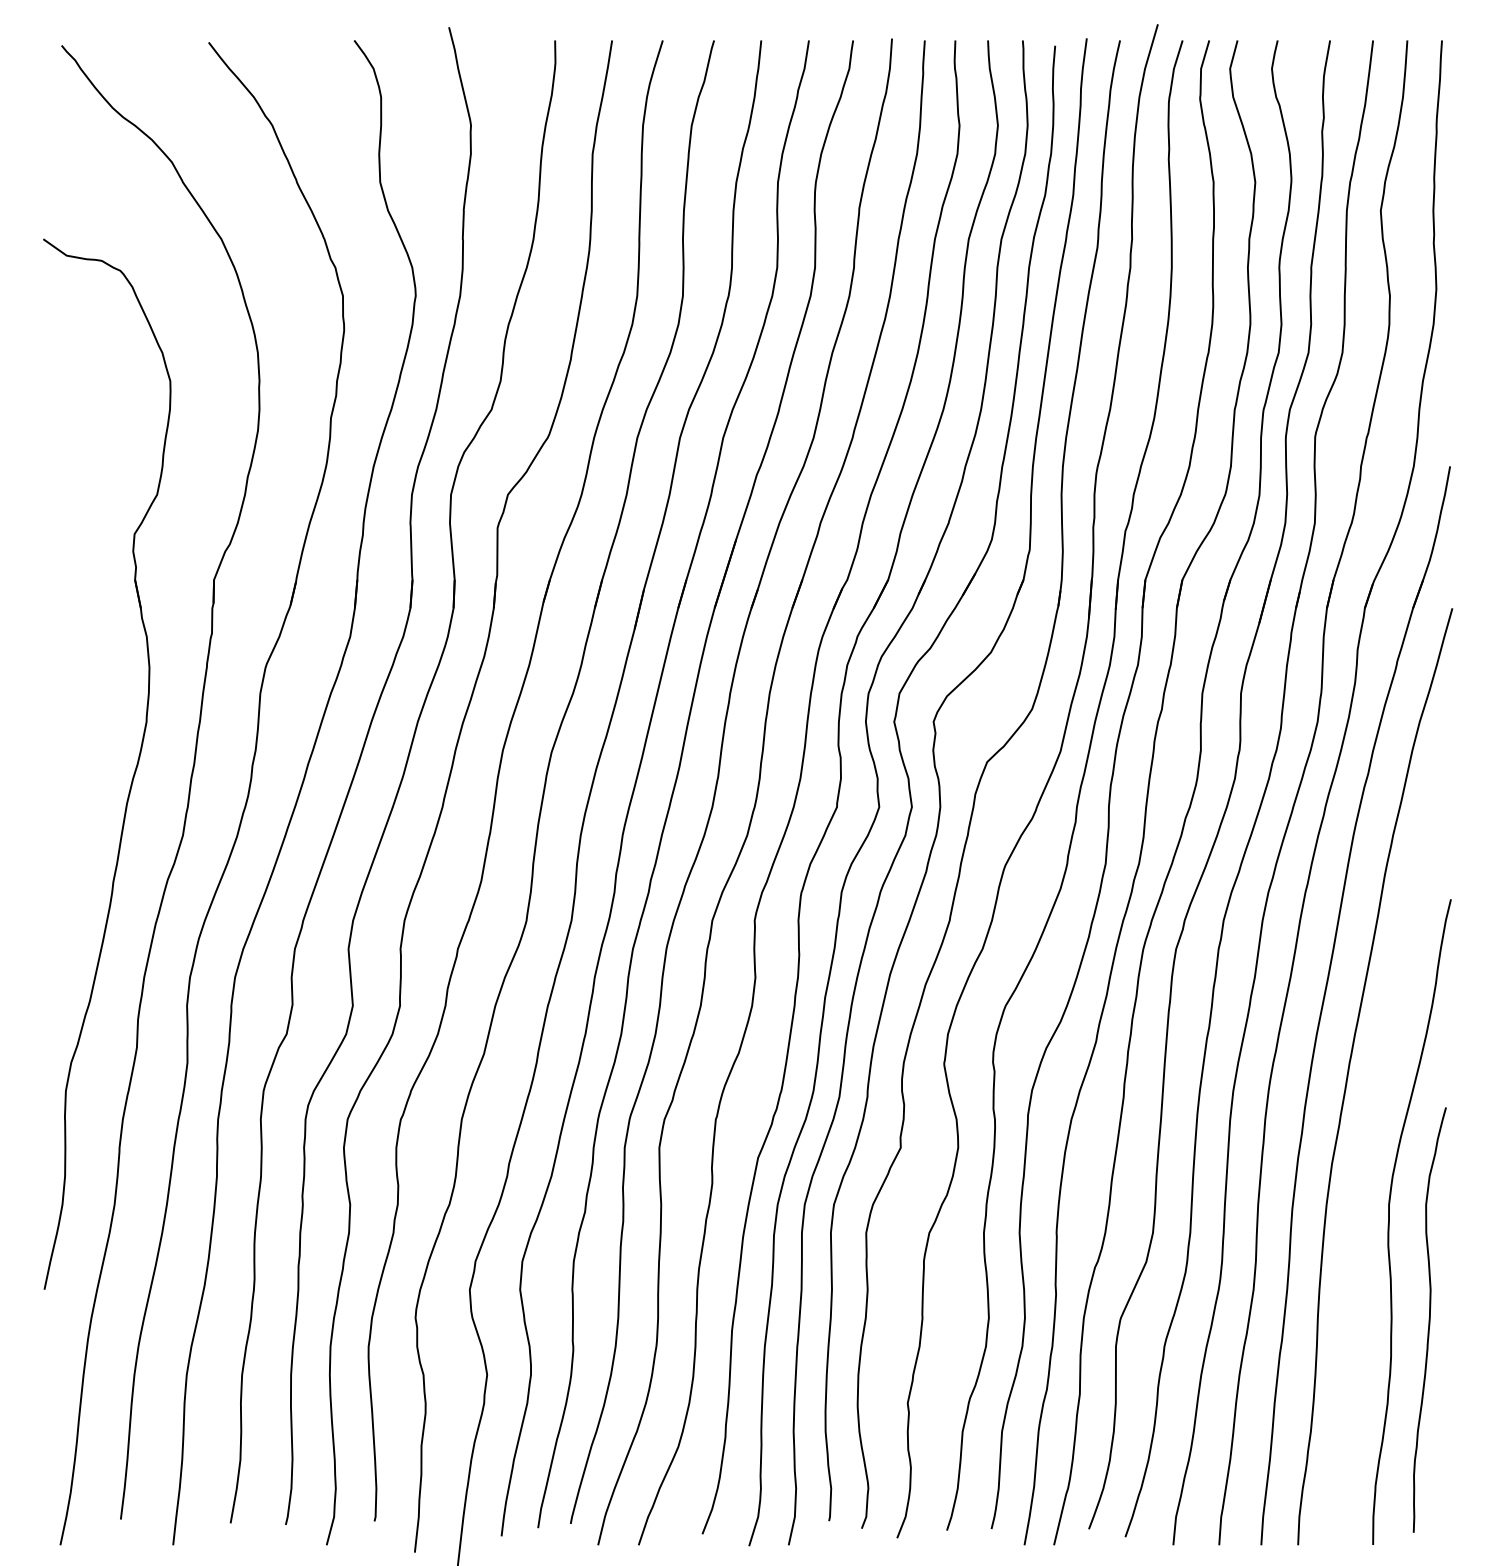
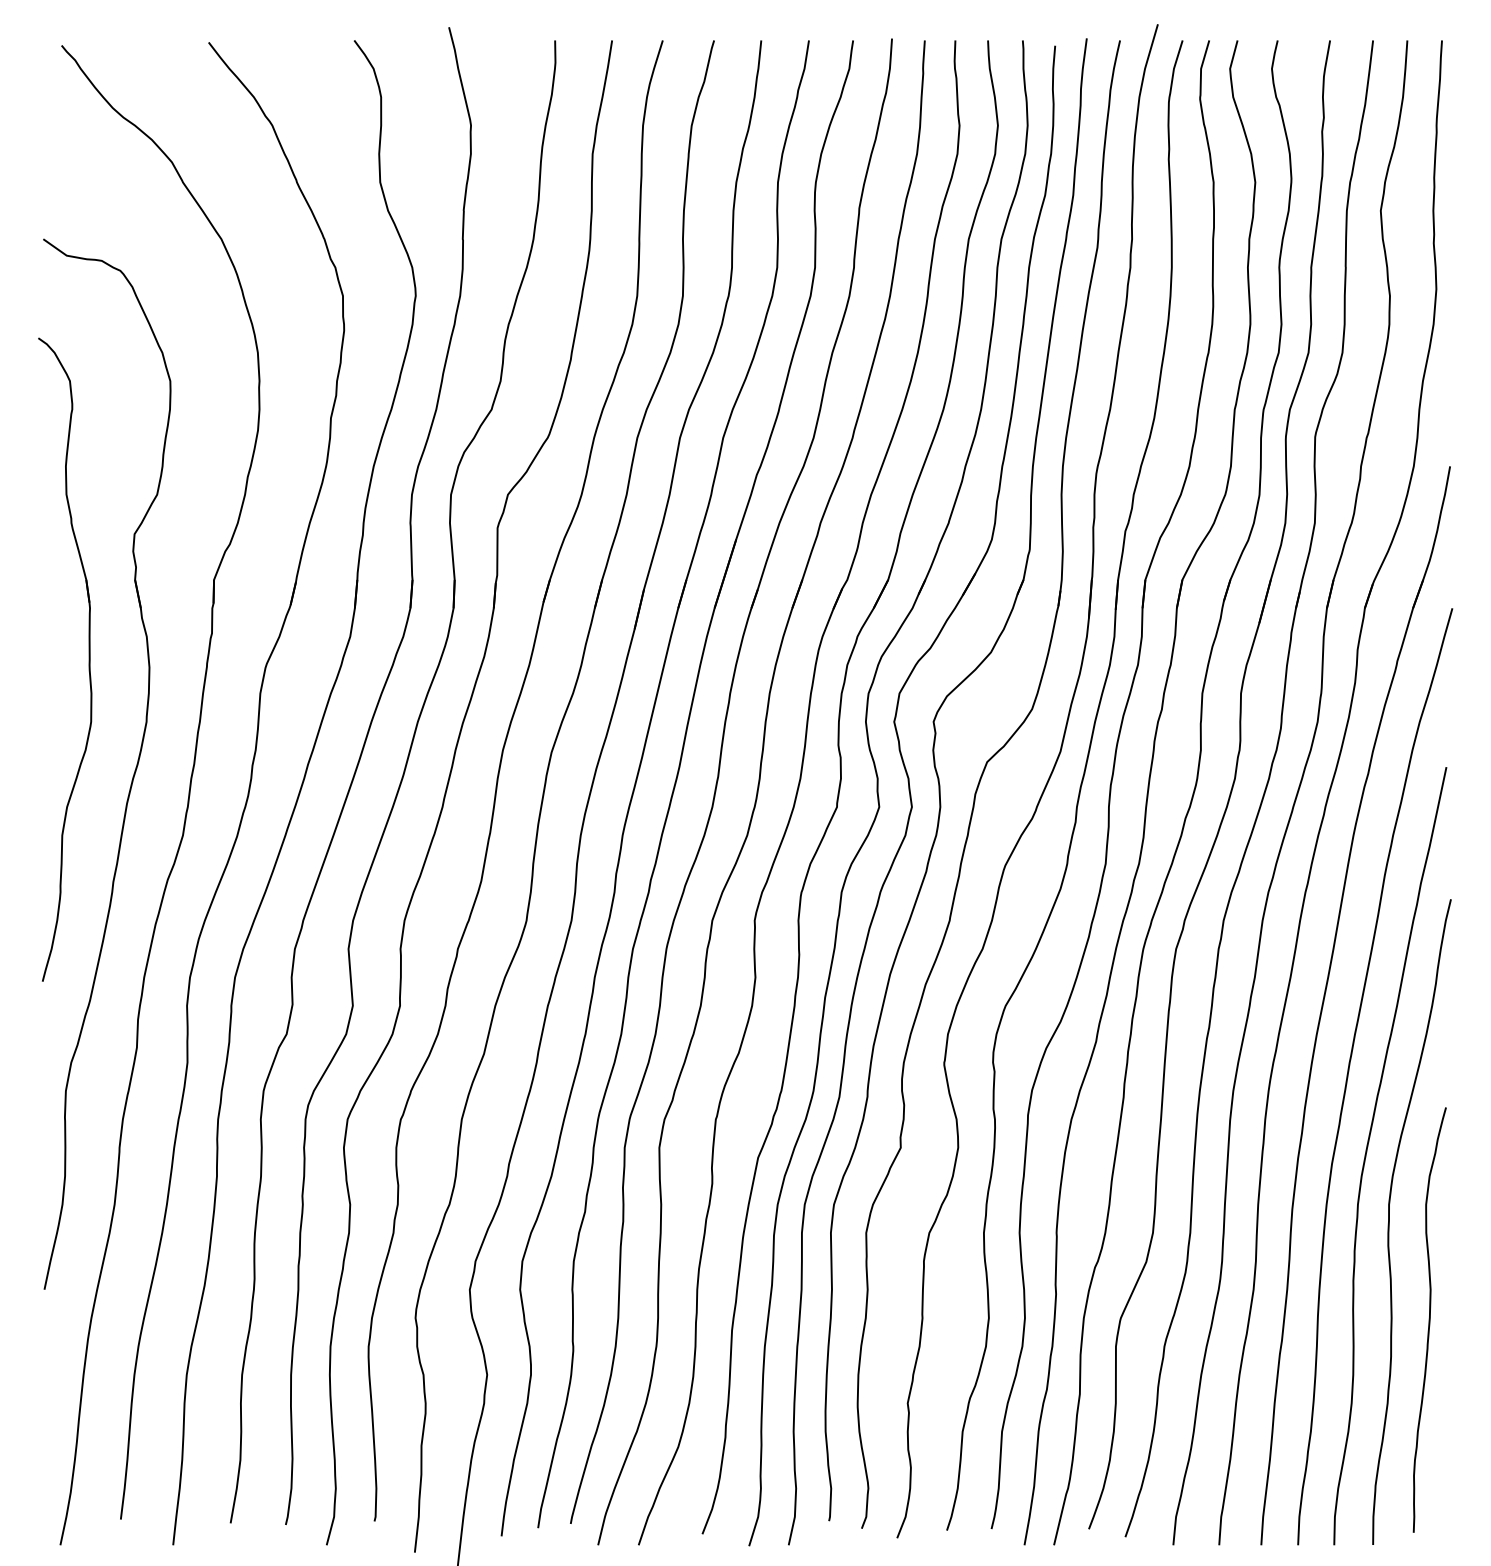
part: none -> present (88, 659)
curve: none -> present (1367, 1152)
